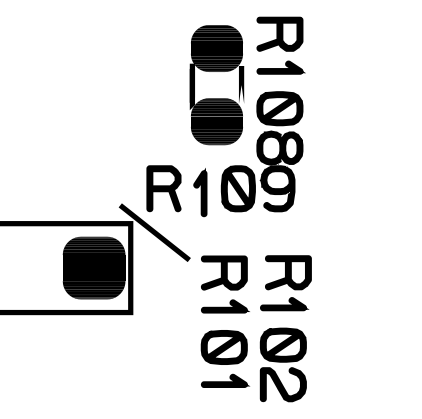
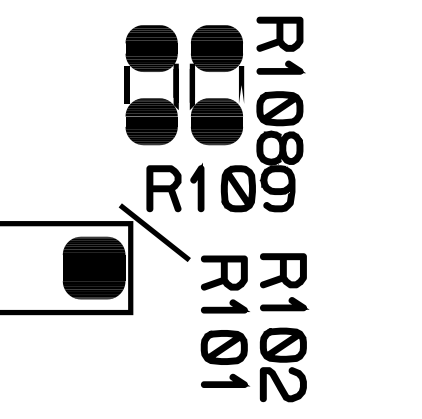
part: none -> present (151, 85)
part position: (200, 192) -> (197, 187) (197, 187)
part position: (288, 272) -> (283, 270) (283, 270)
